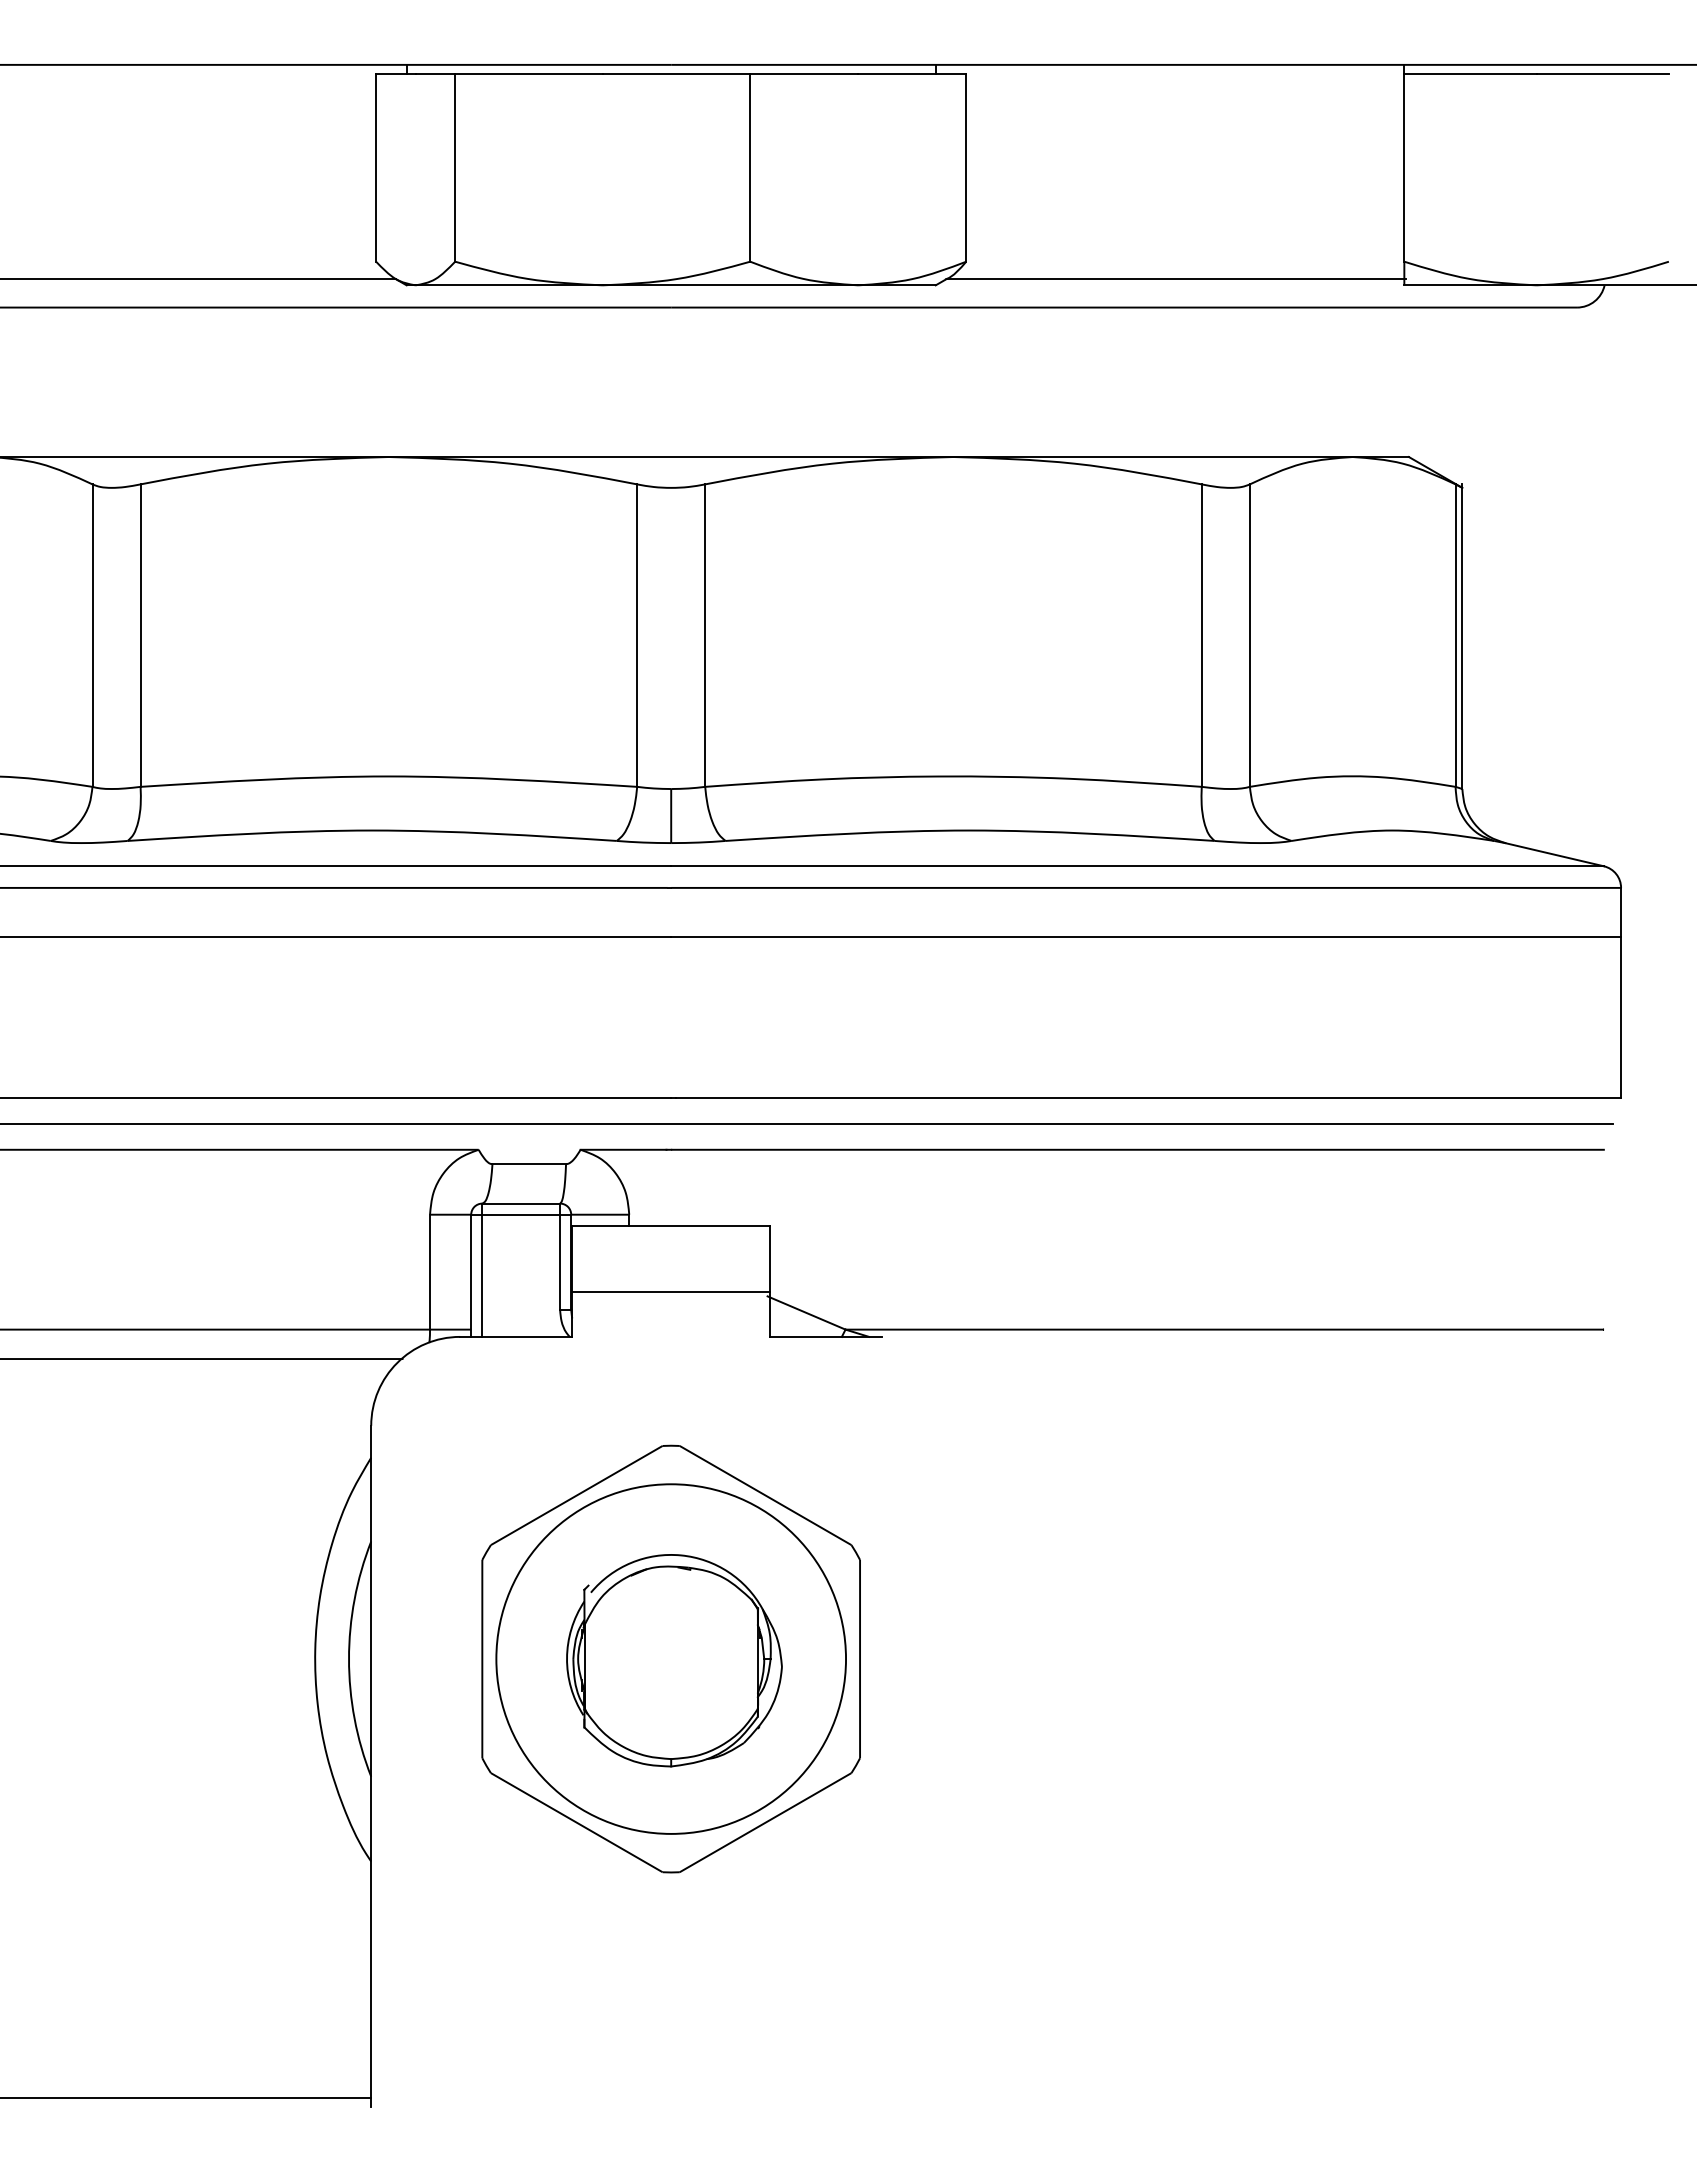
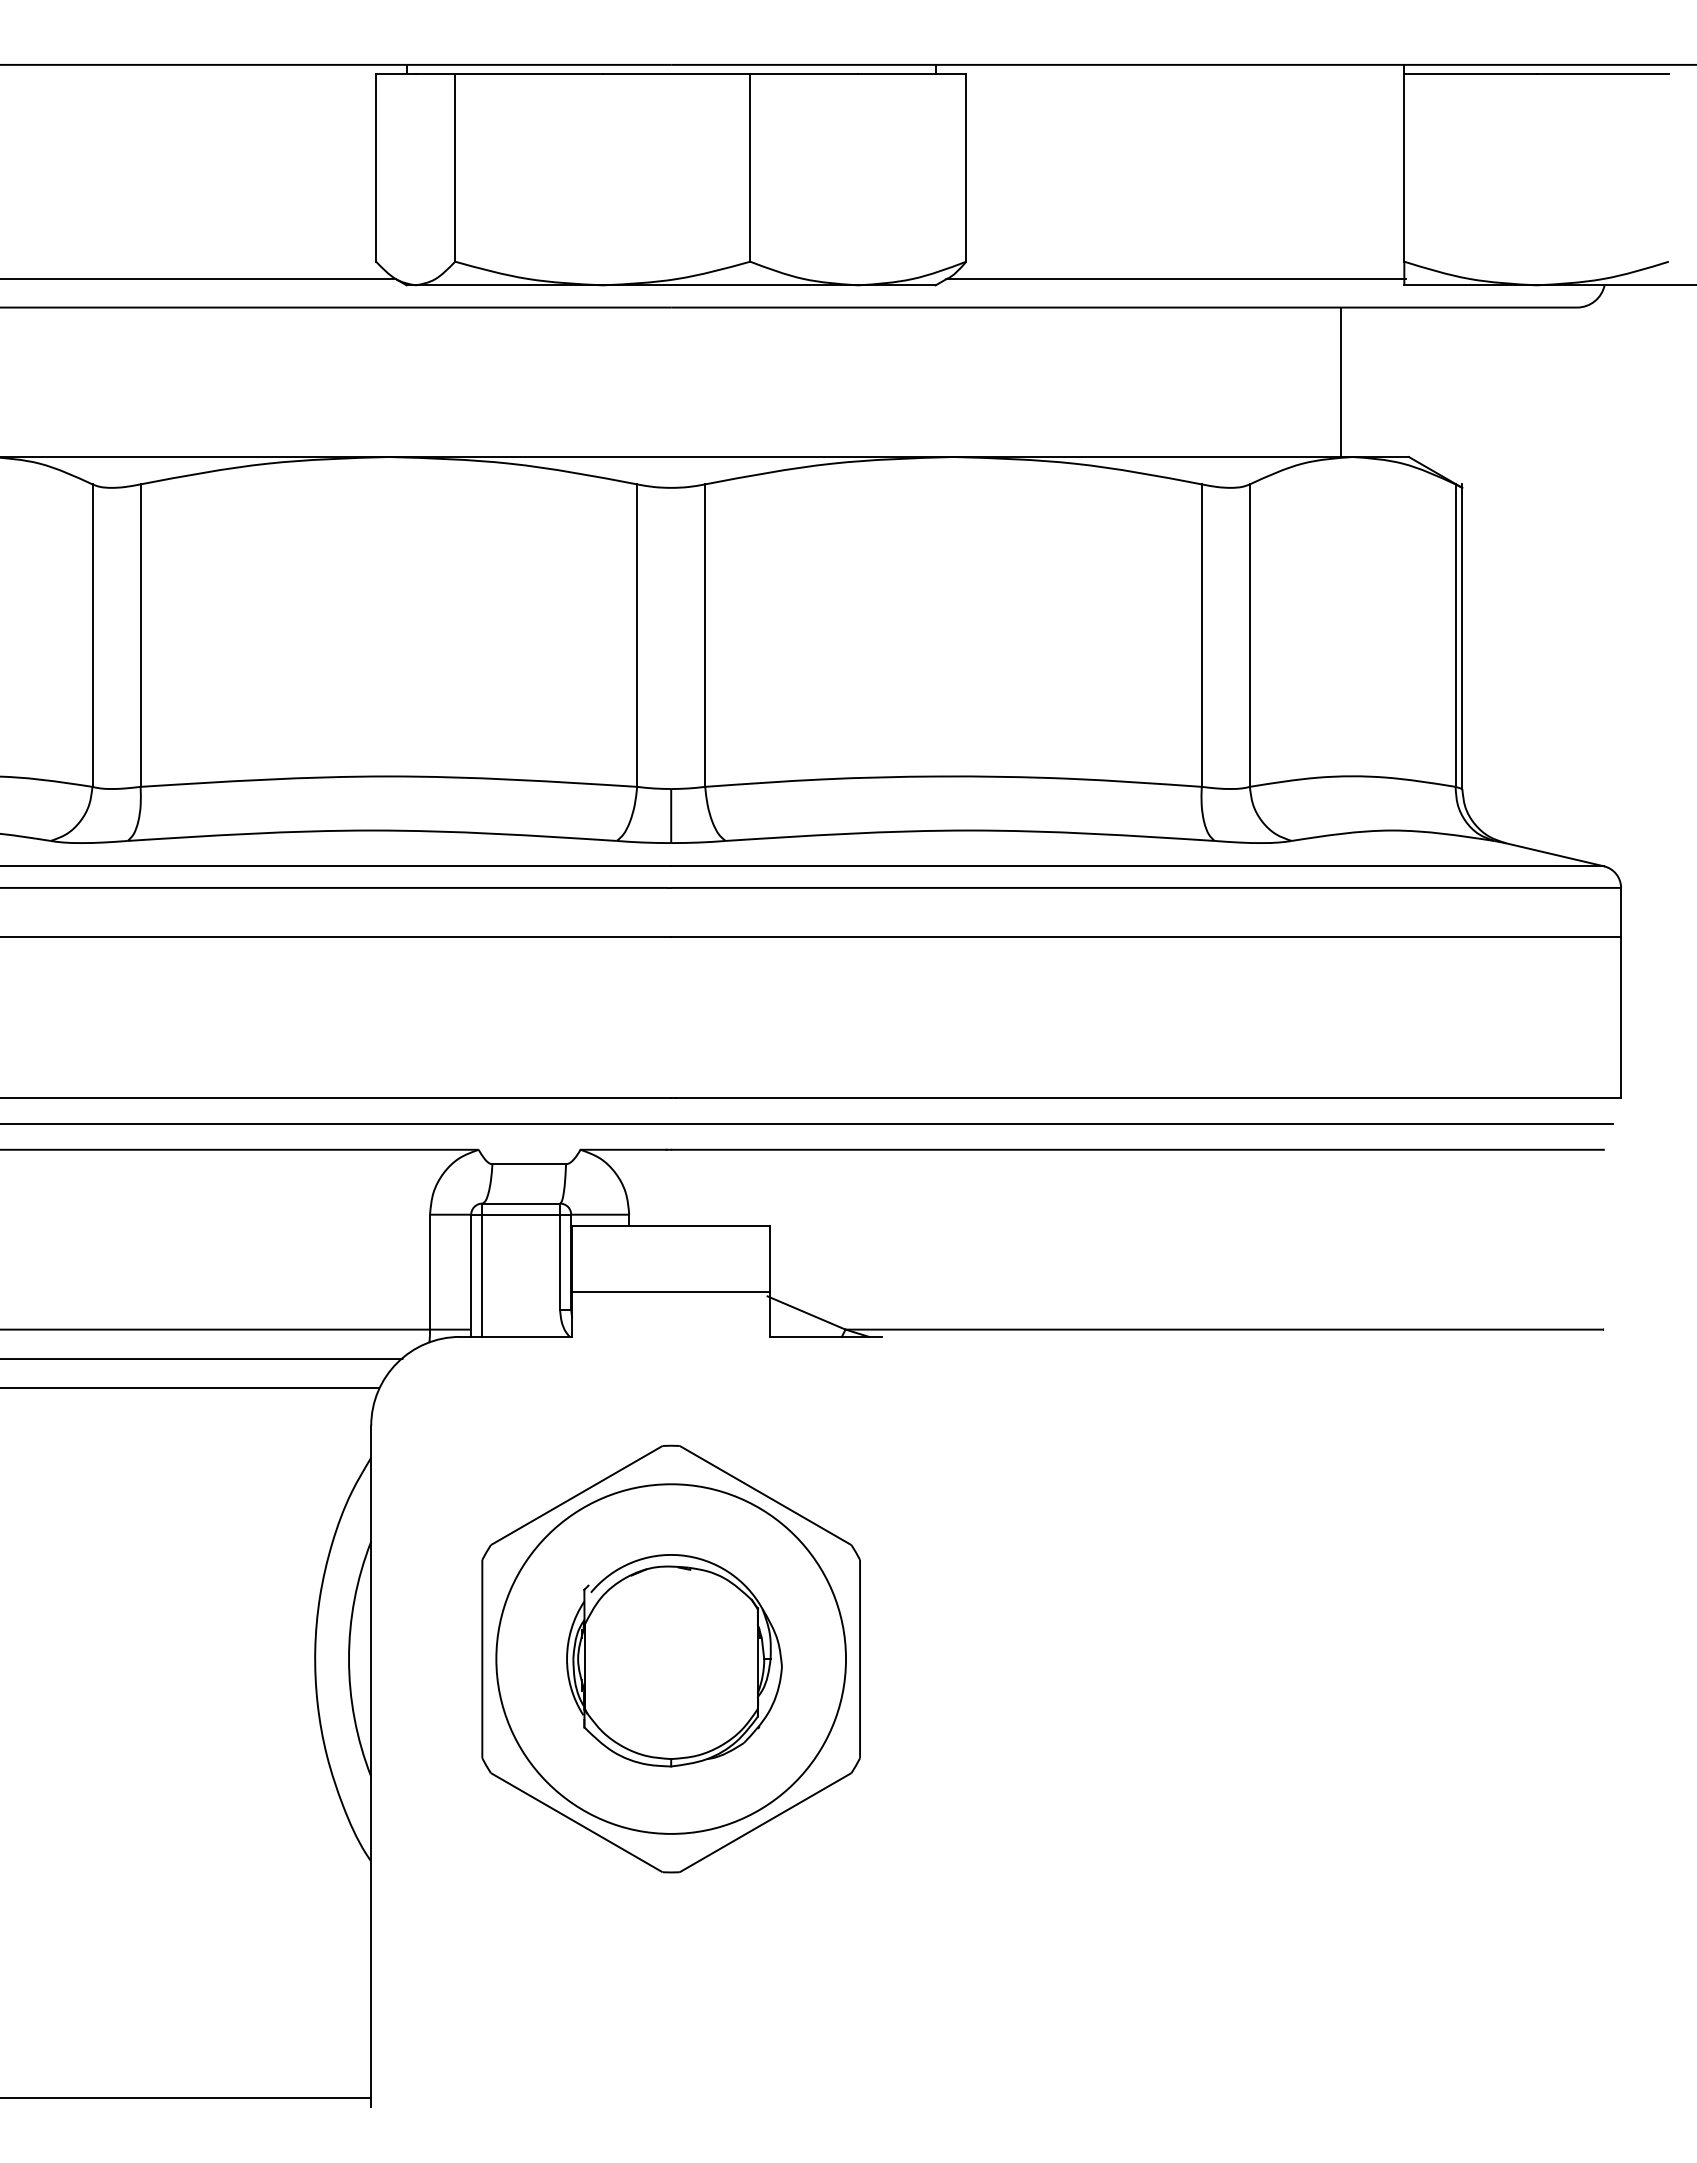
line: none -> present (1341, 382)
line: none -> present (190, 1388)
